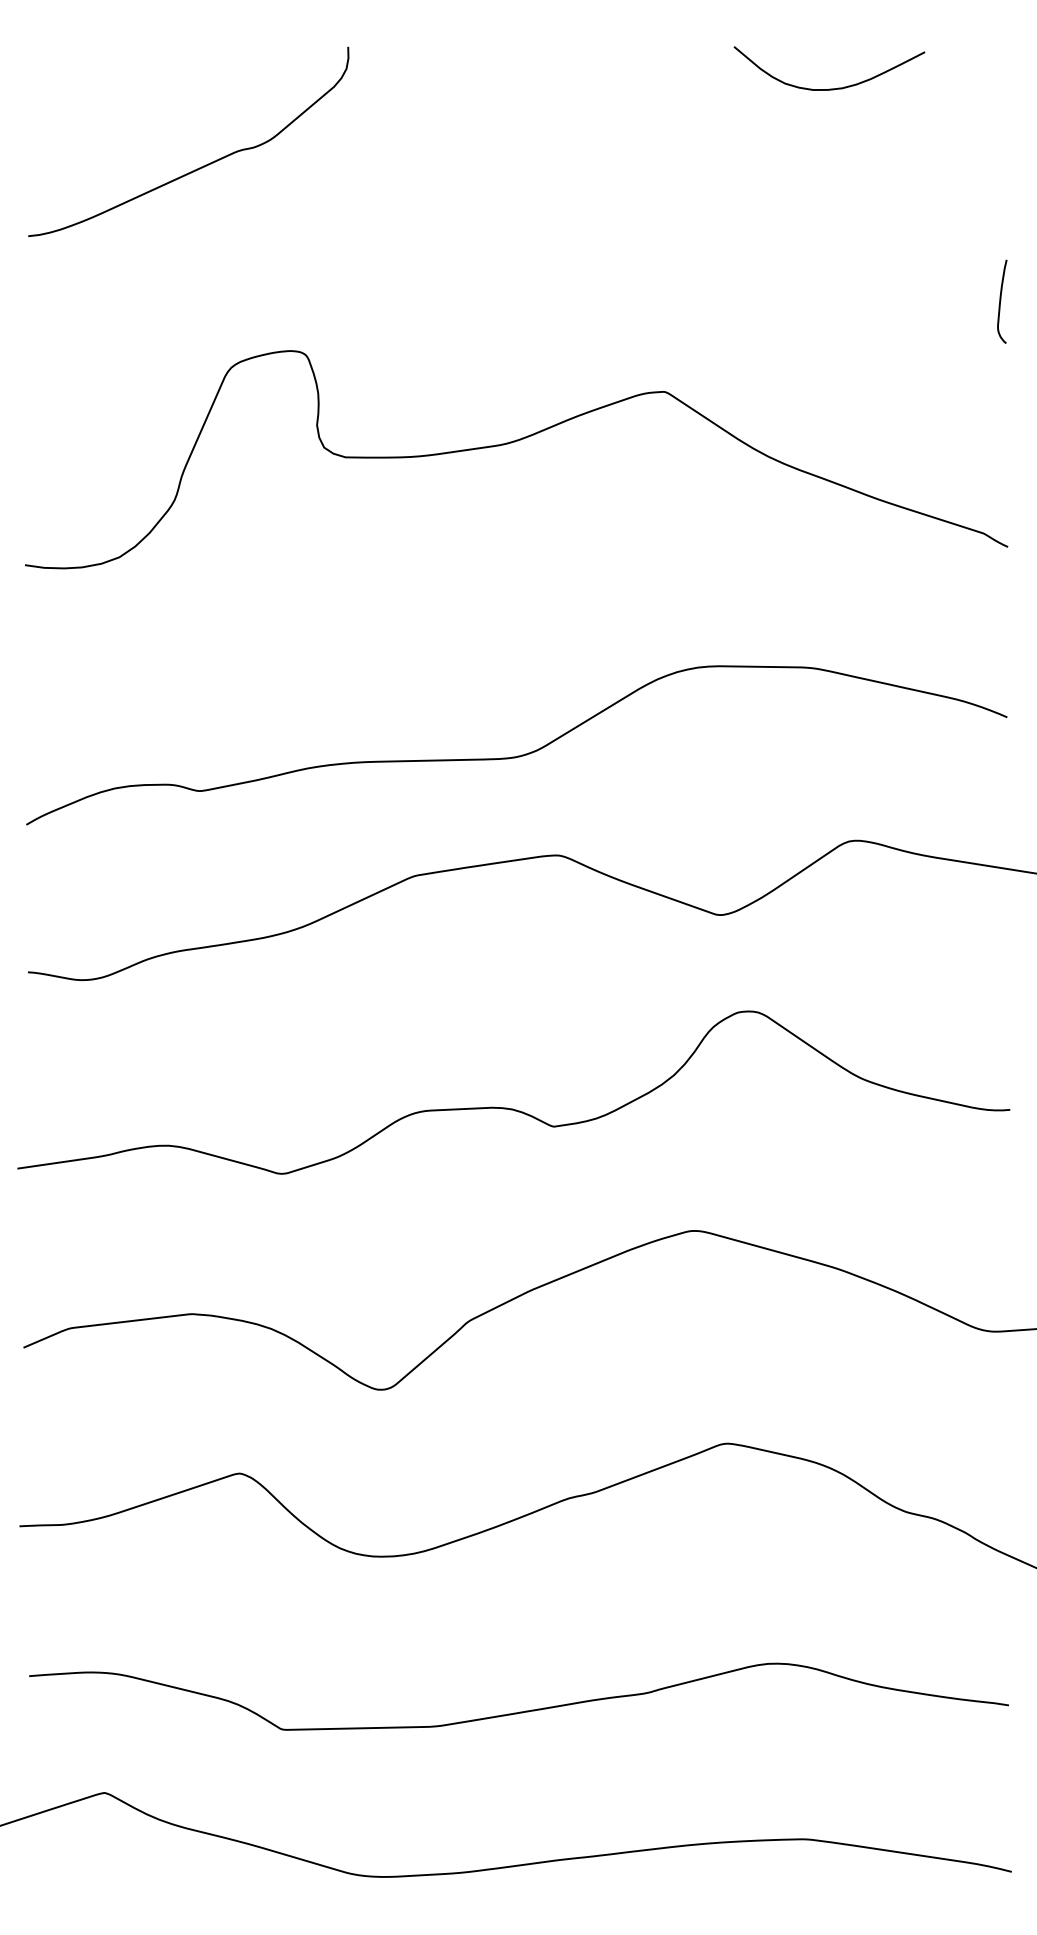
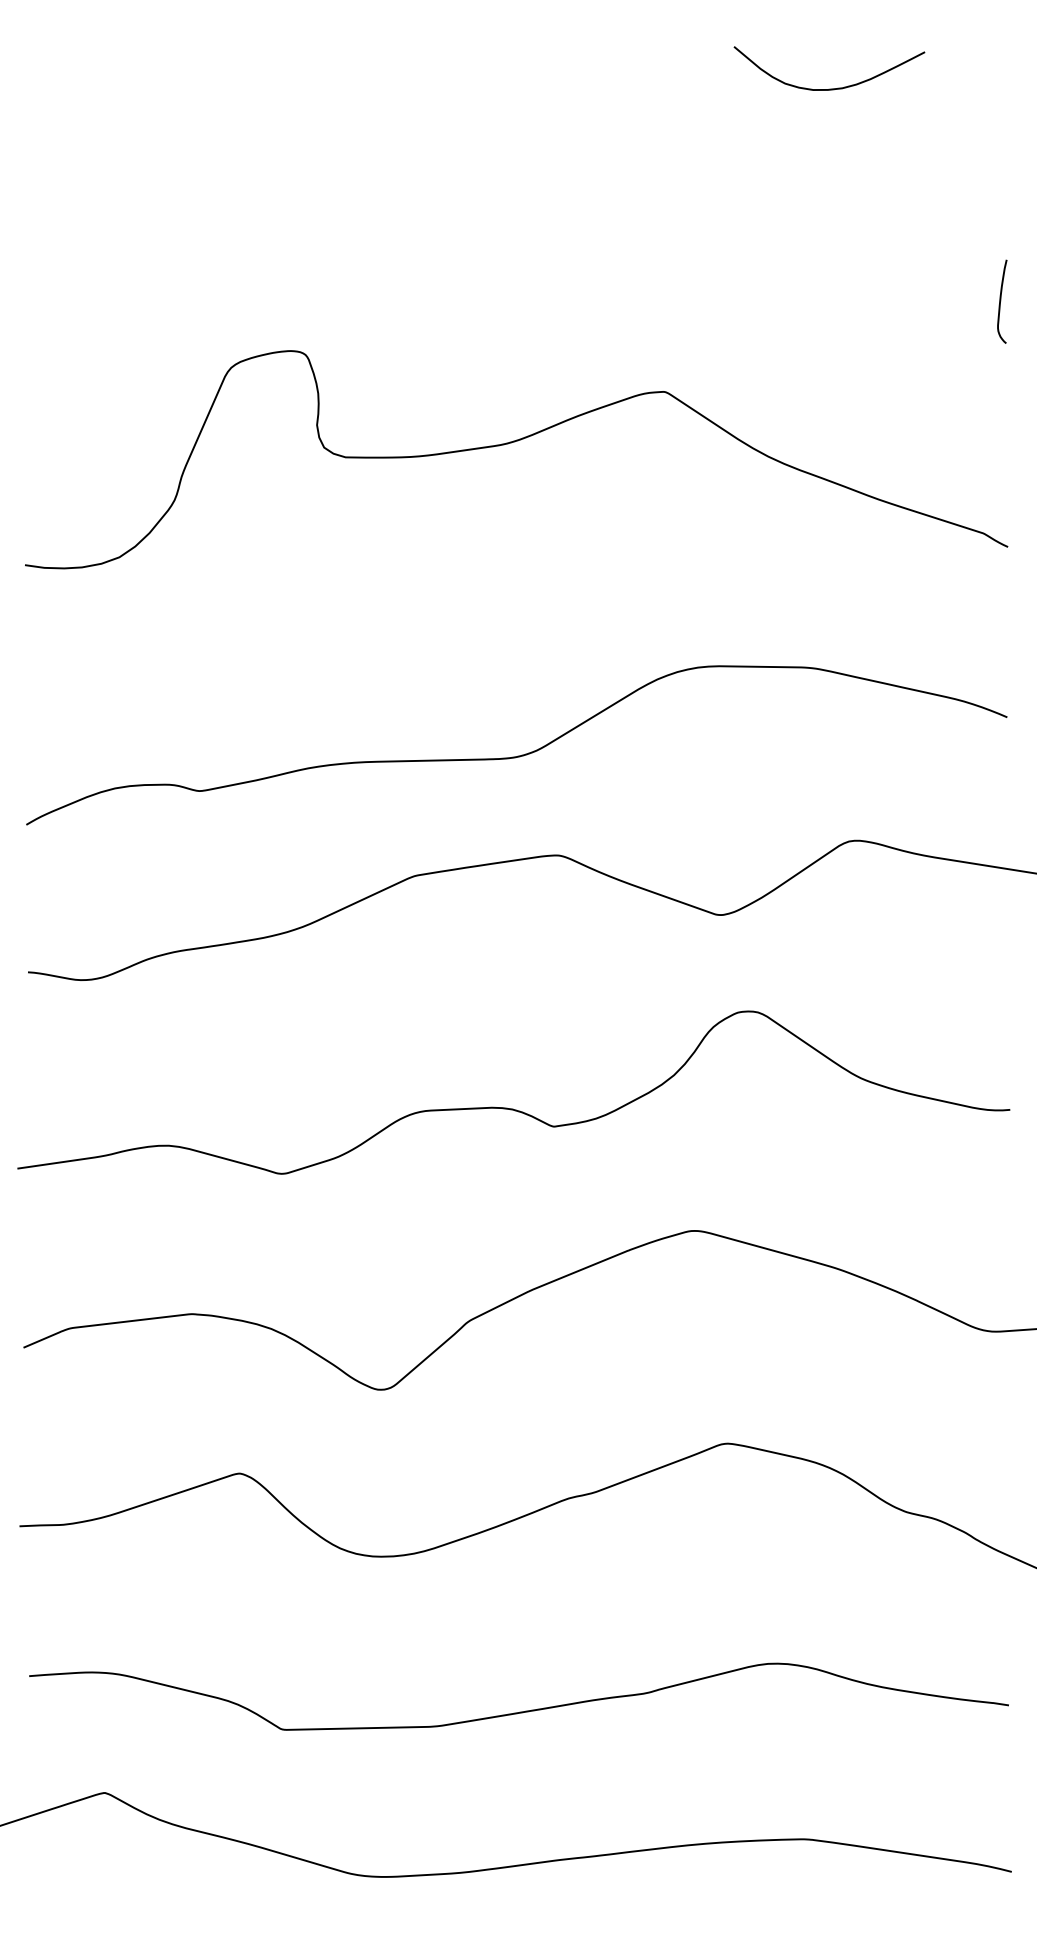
curve: present -> none (201, 166)
